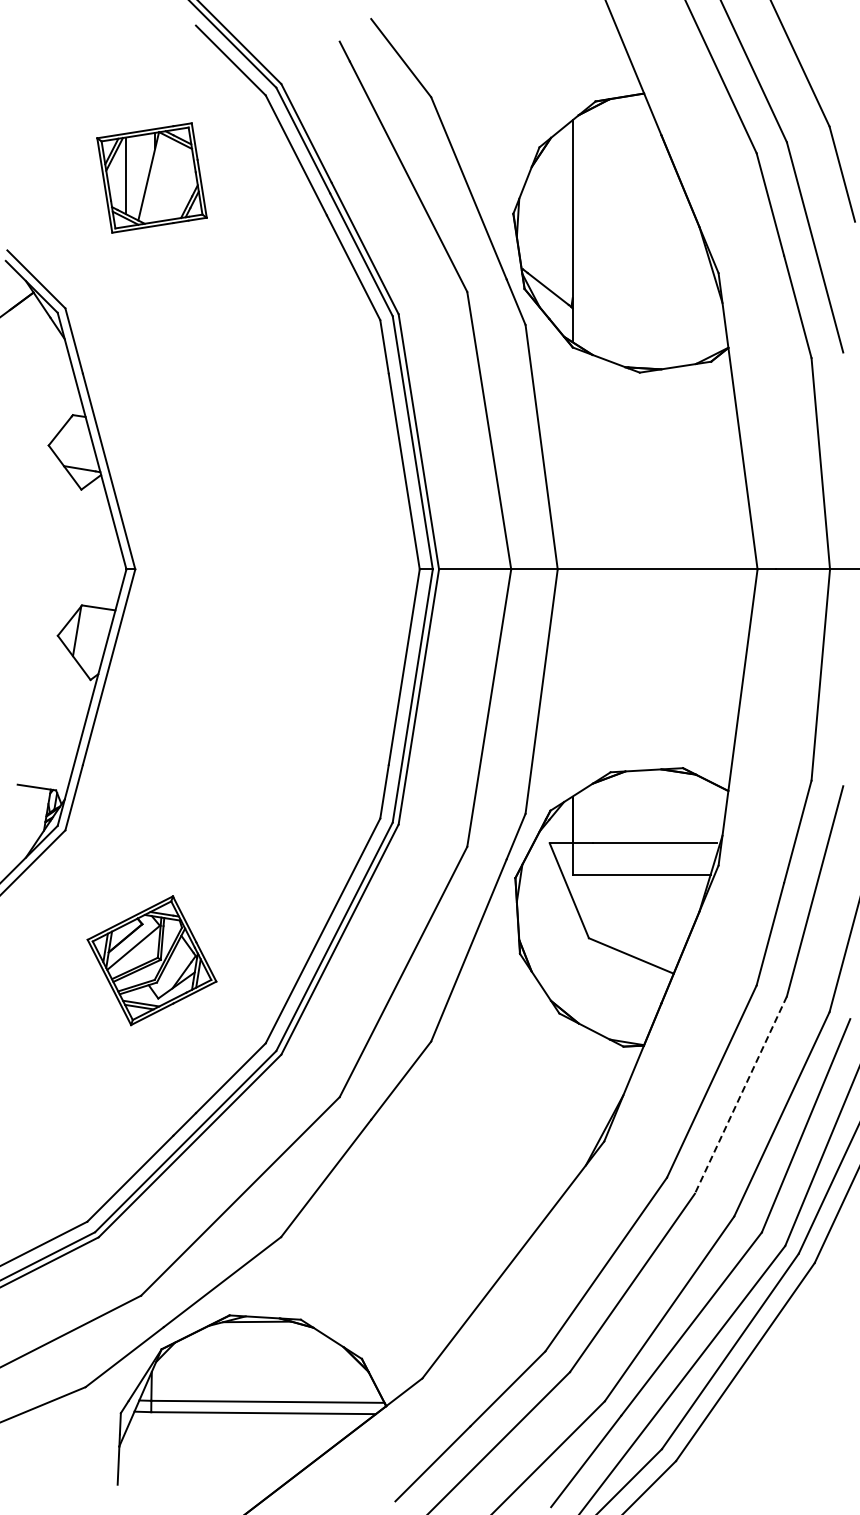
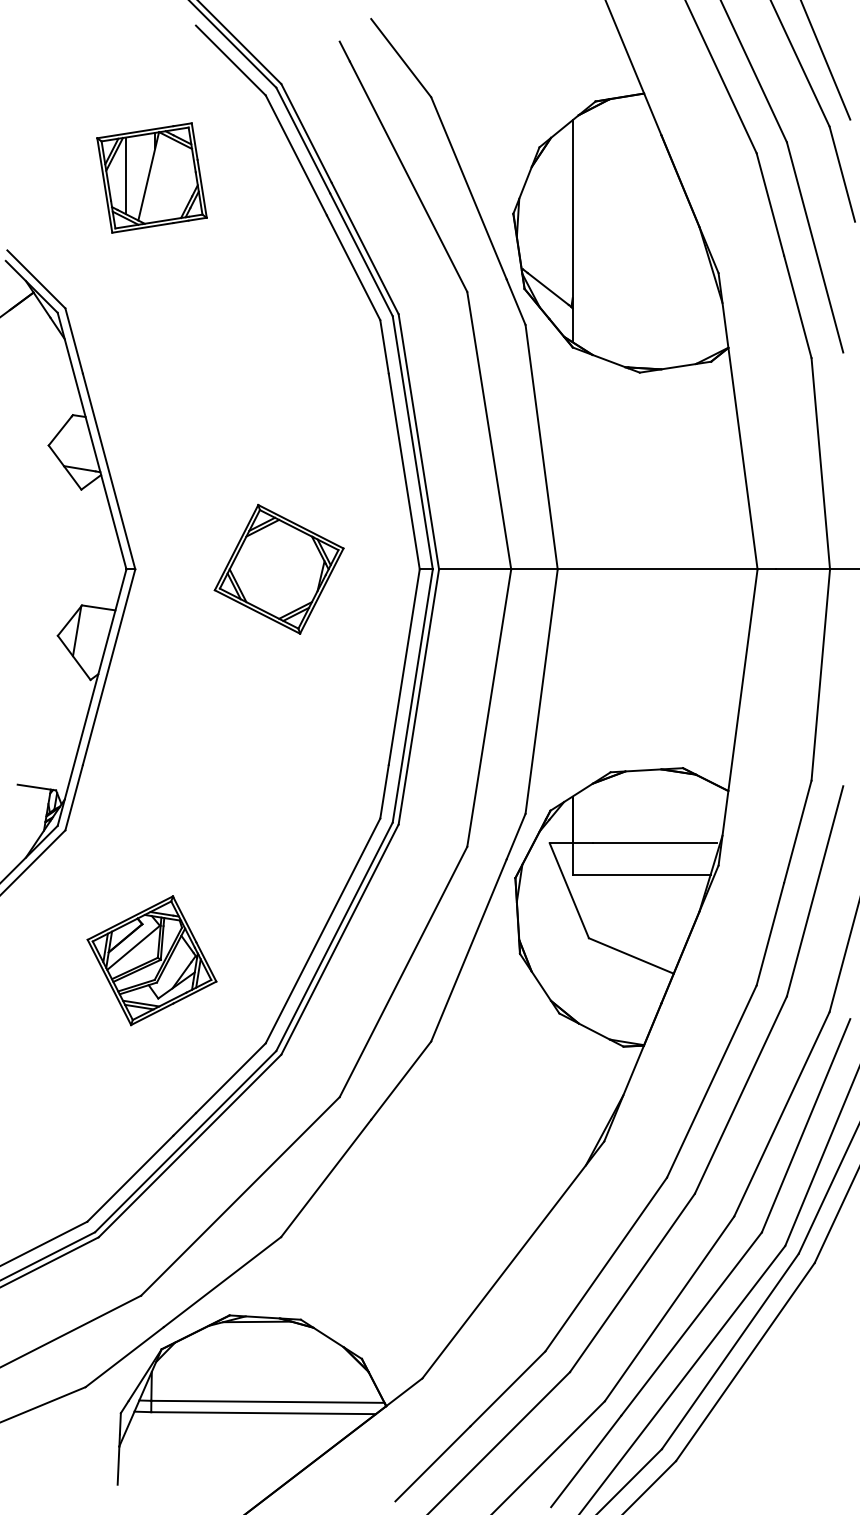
line: none -> present (825, 60)
part: none -> present (278, 568)
line: dashed -> solid (740, 1095)
